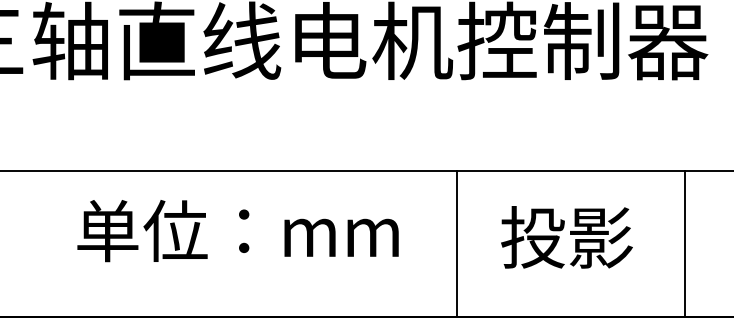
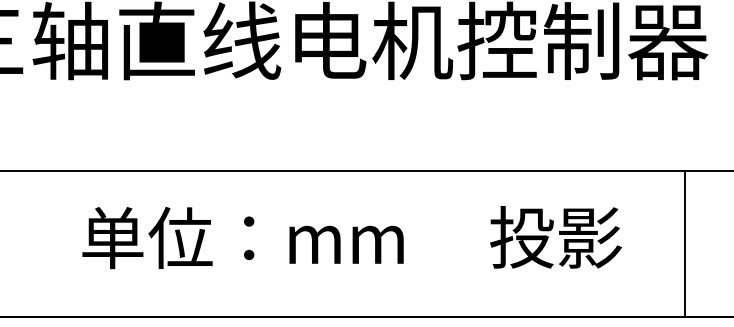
text position: (237, 231) -> (242, 238) (242, 238)
text position: (566, 237) -> (555, 237) (555, 237)
line: present -> none (456, 244)
